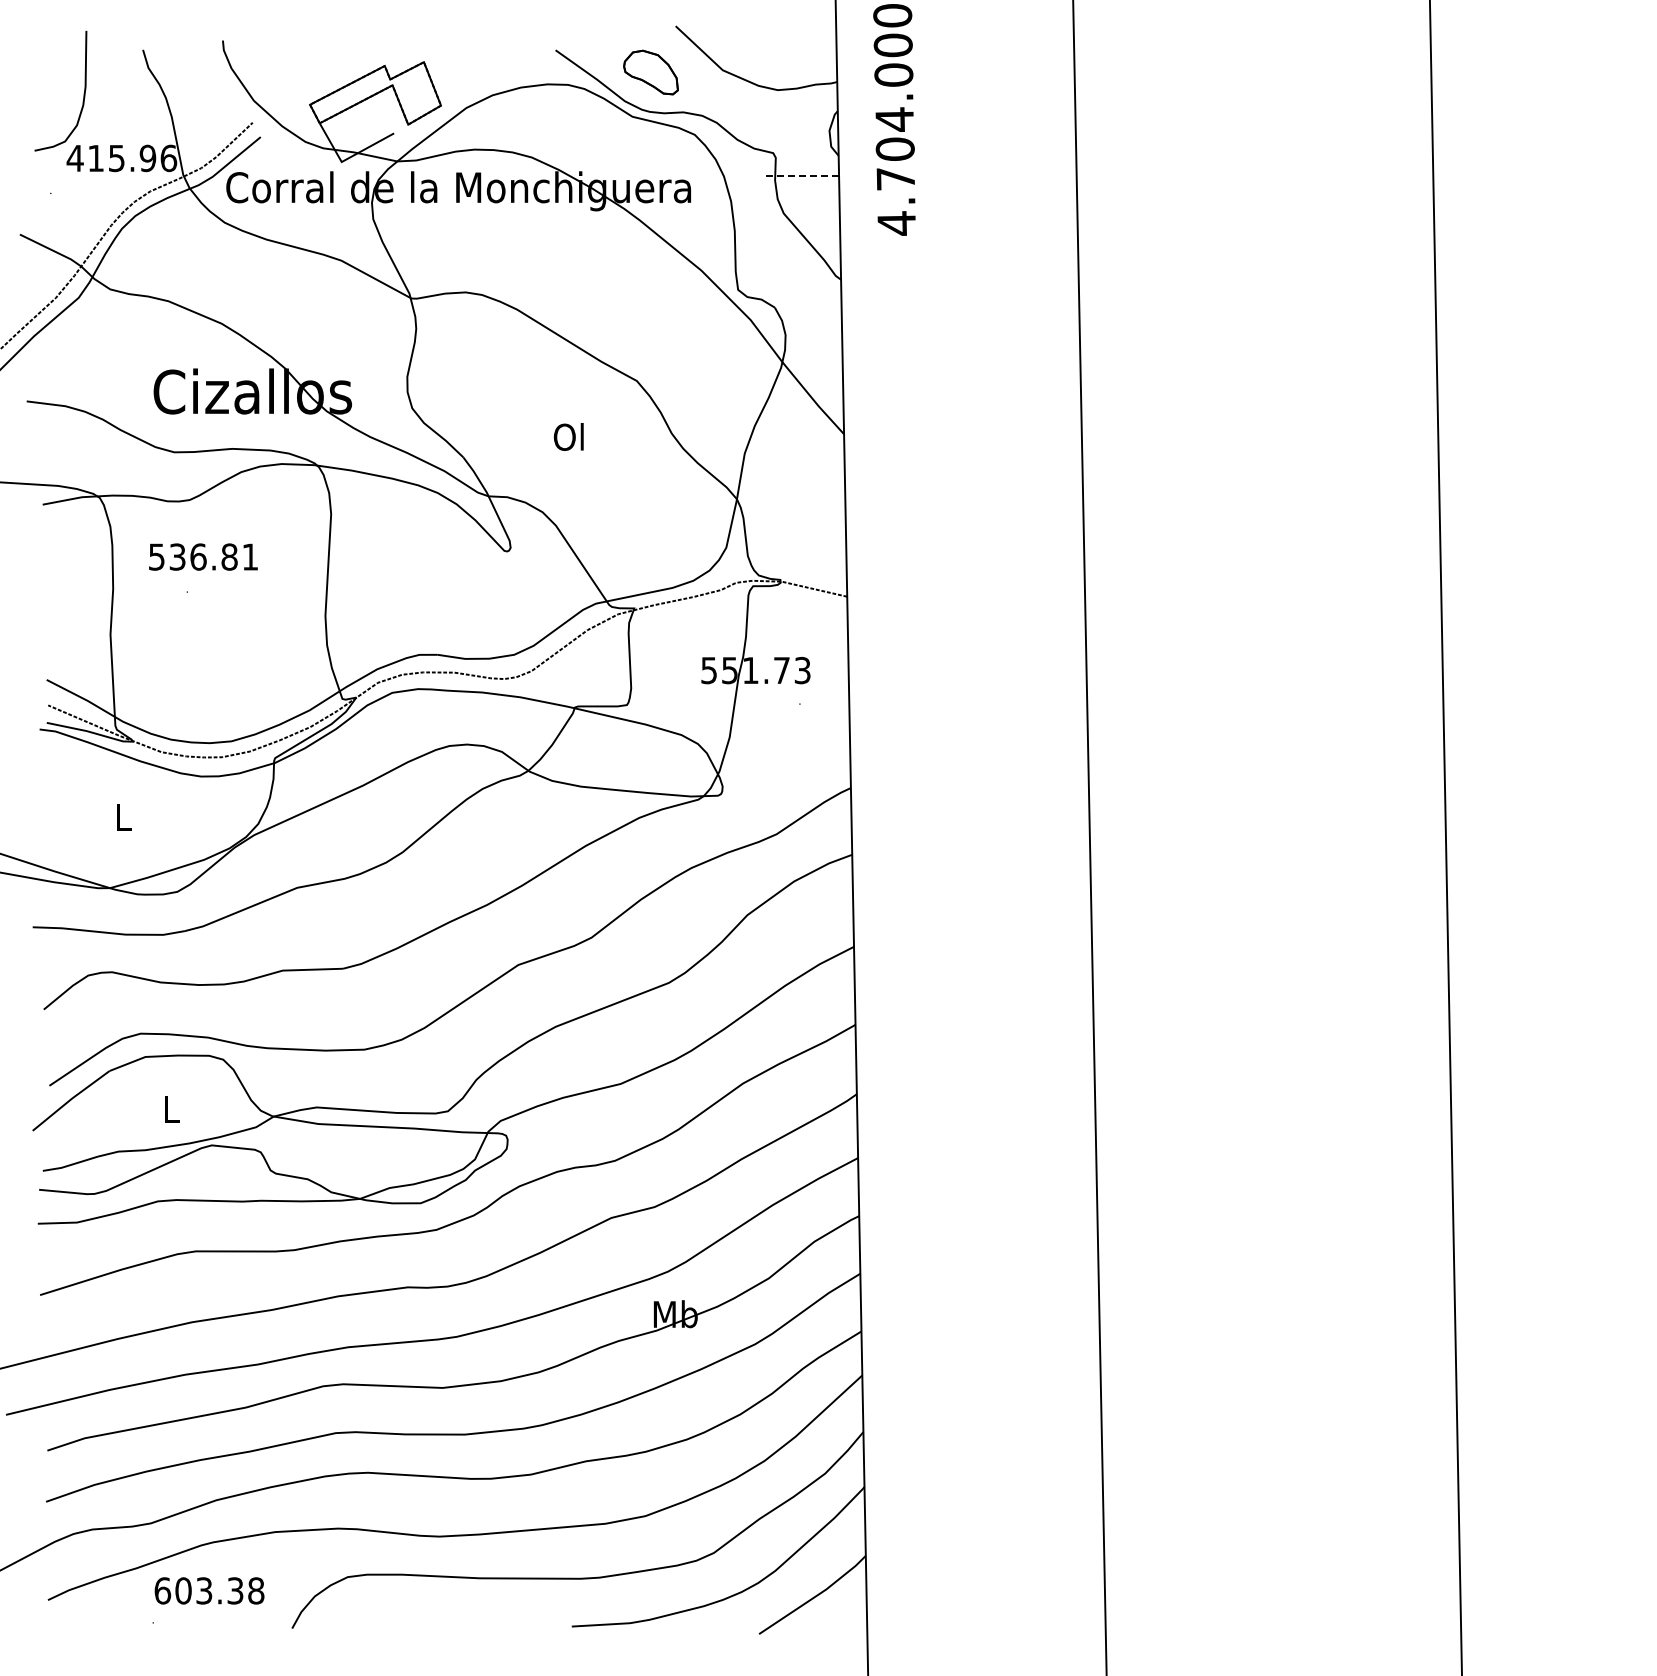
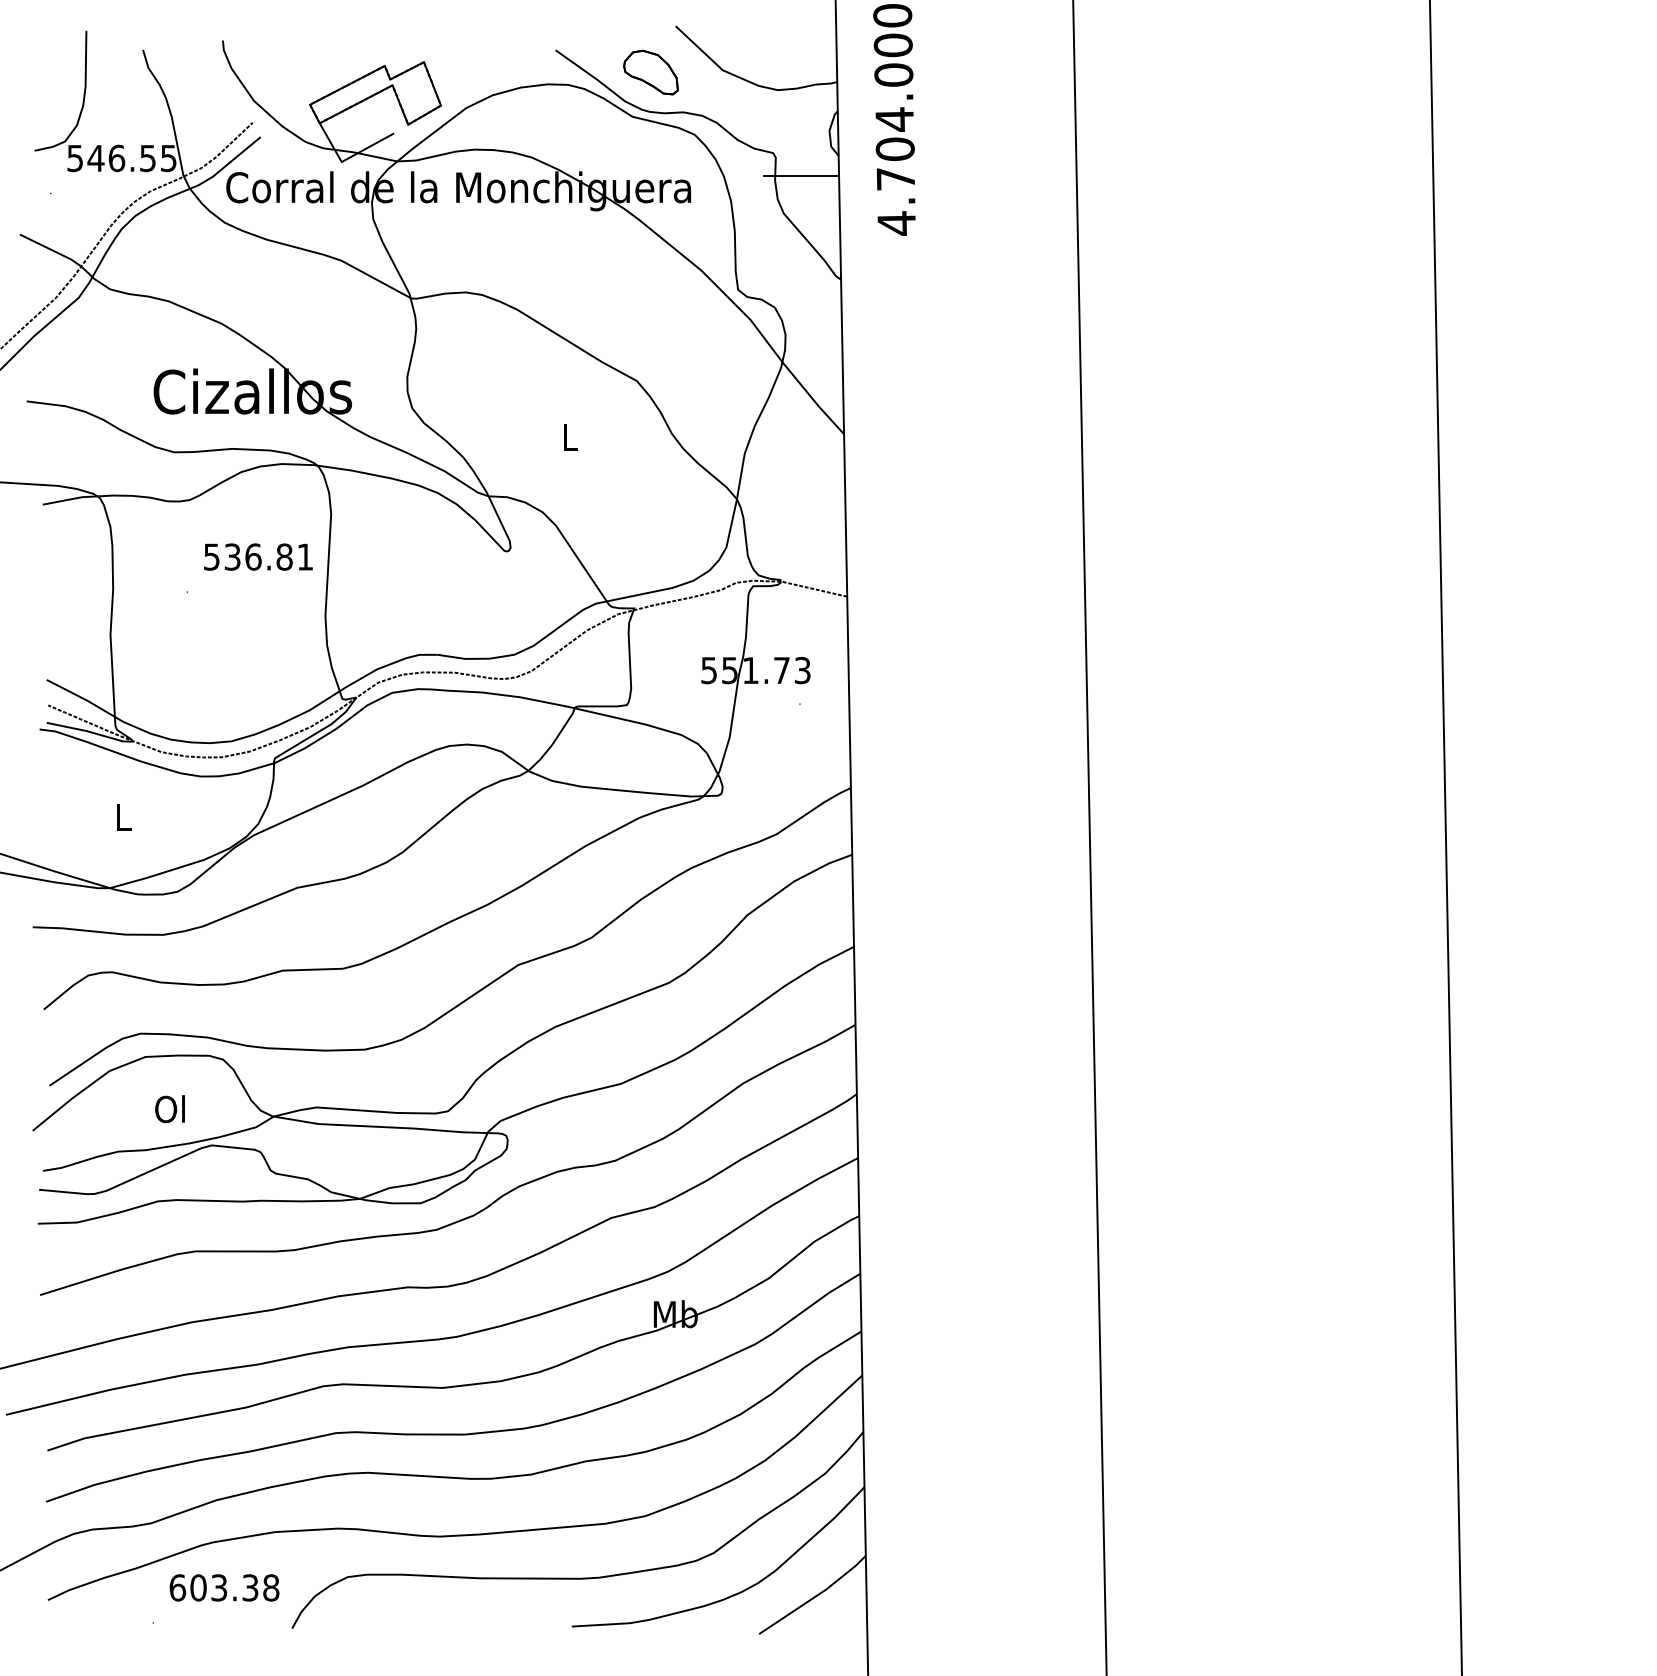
text: 415.96 -> 546.55 (121, 158)
line: dashed -> solid (801, 175)
text: Ol -> L (568, 436)
text position: (203, 556) -> (258, 556) (258, 556)
text: L -> Ol (169, 1109)
text position: (209, 1590) -> (224, 1587) (224, 1587)
